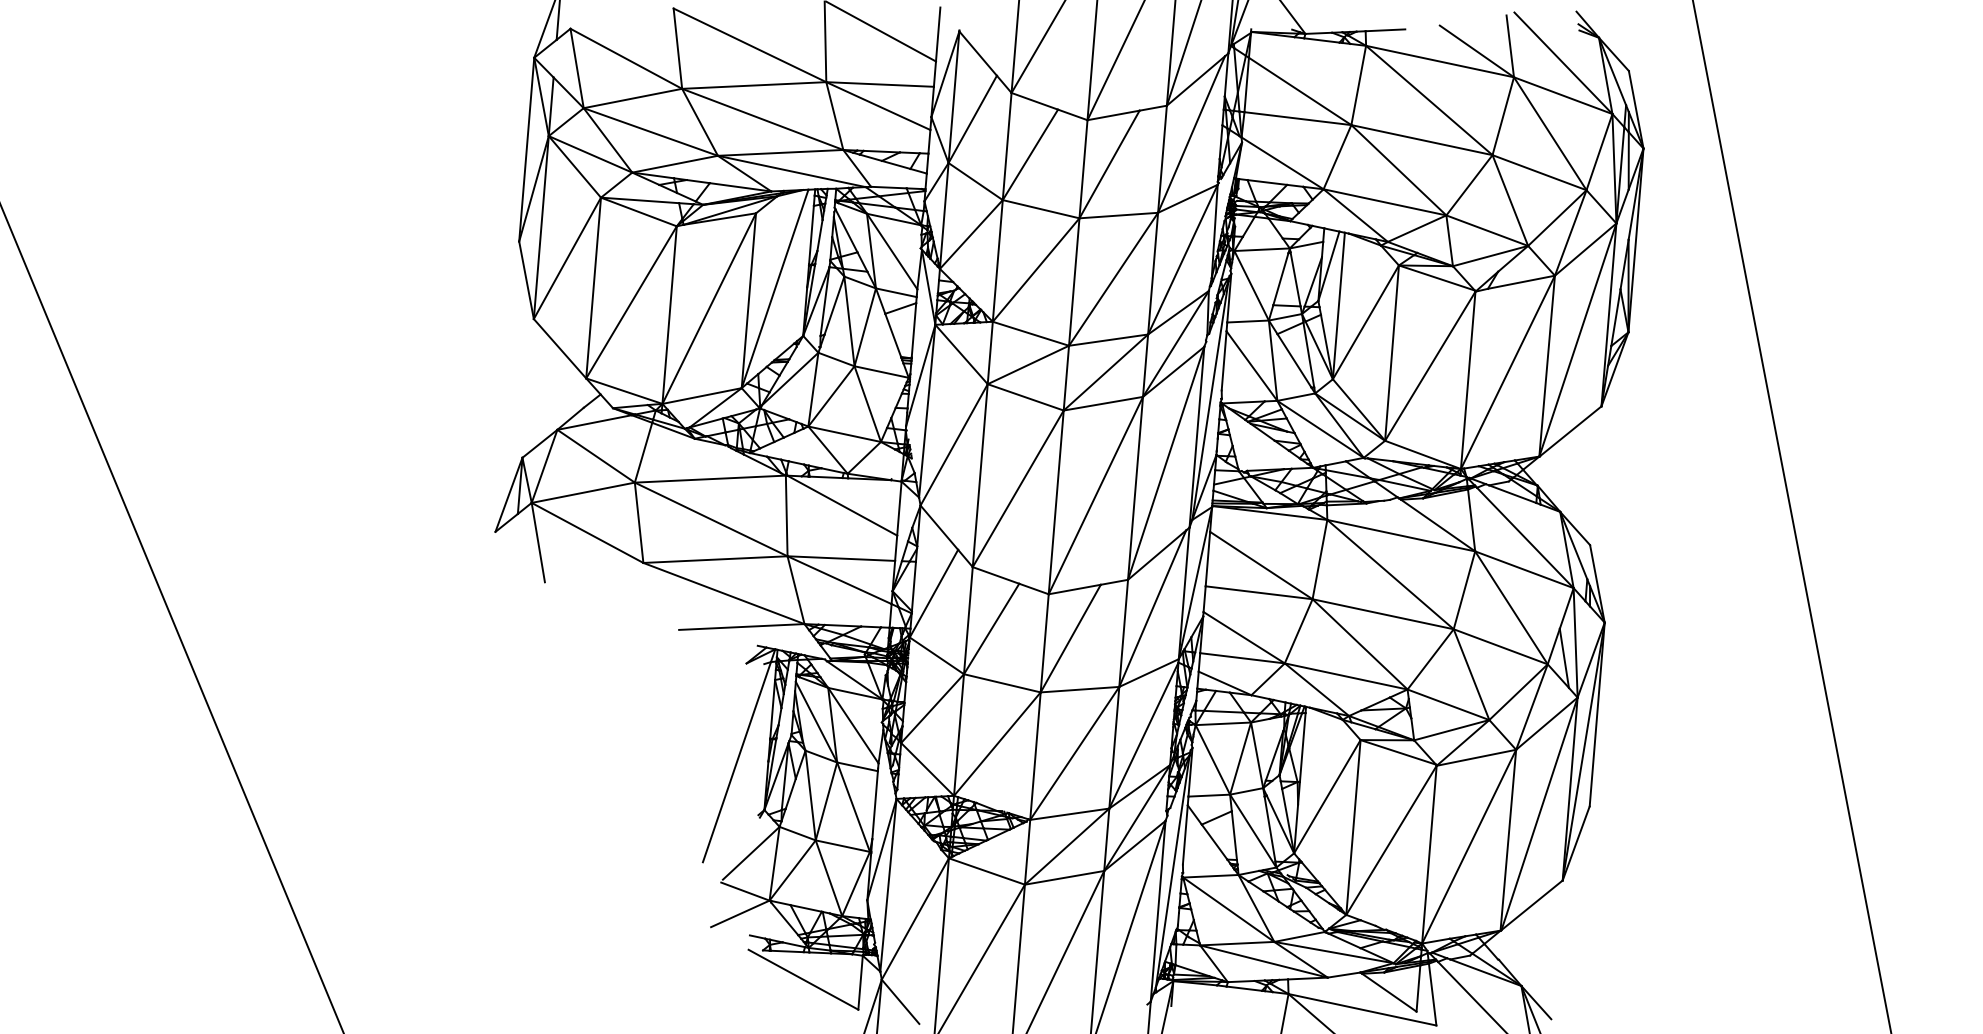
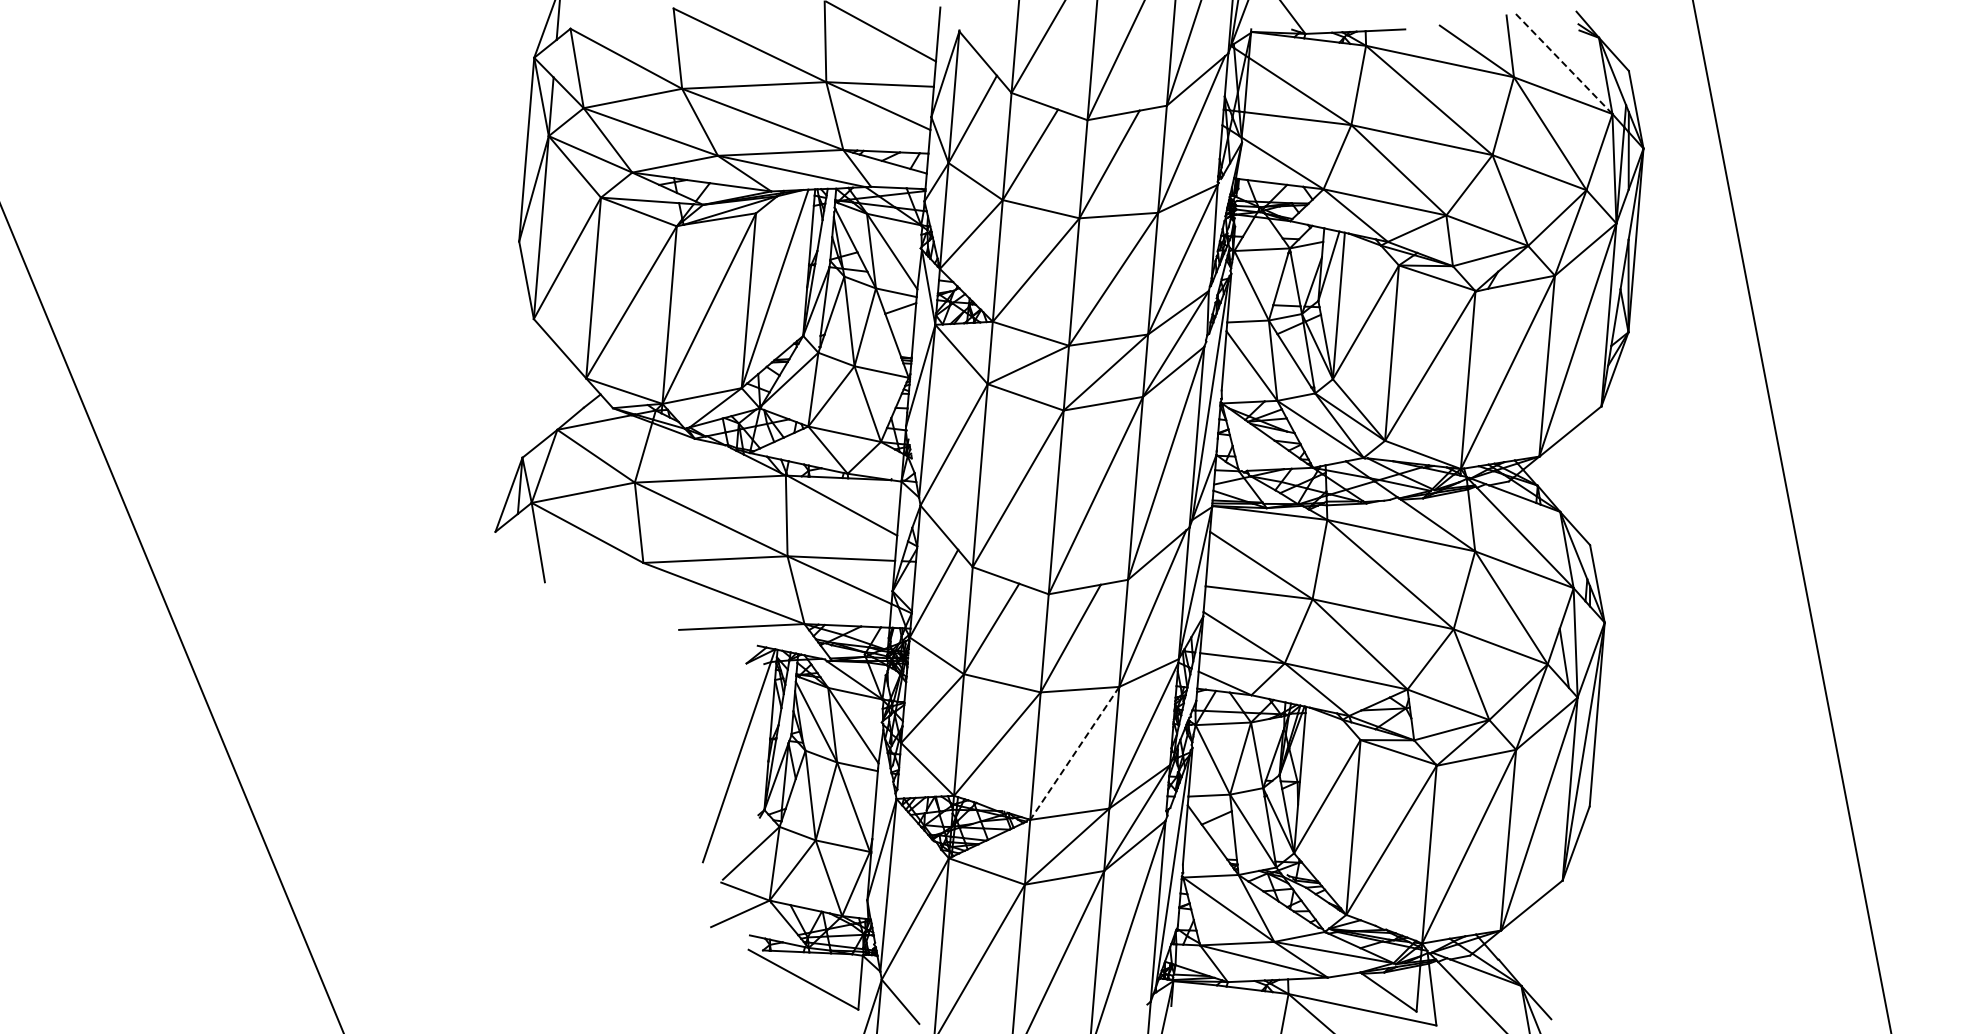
line: solid -> dashed (1563, 63)
line: solid -> dashed (1074, 753)
